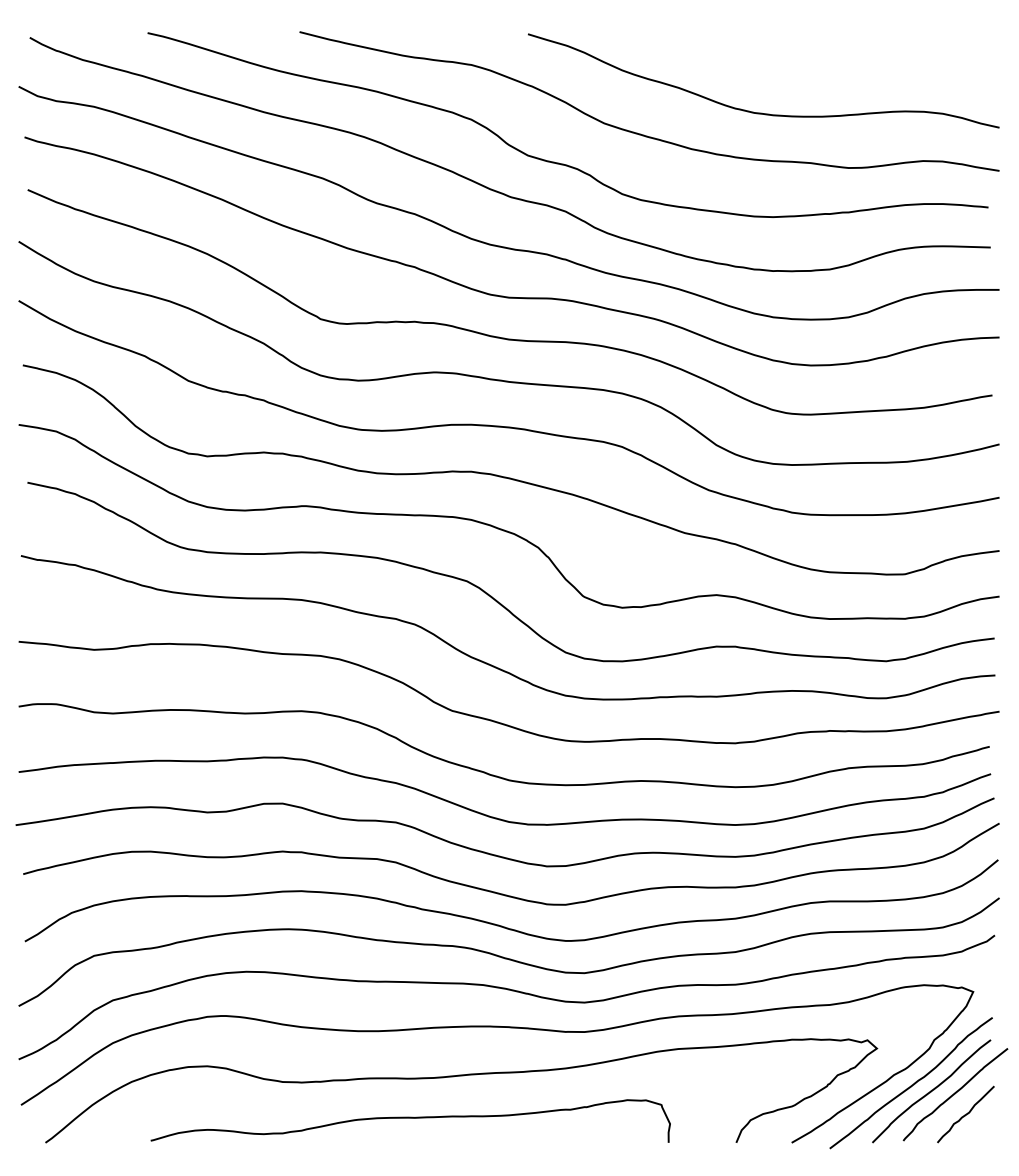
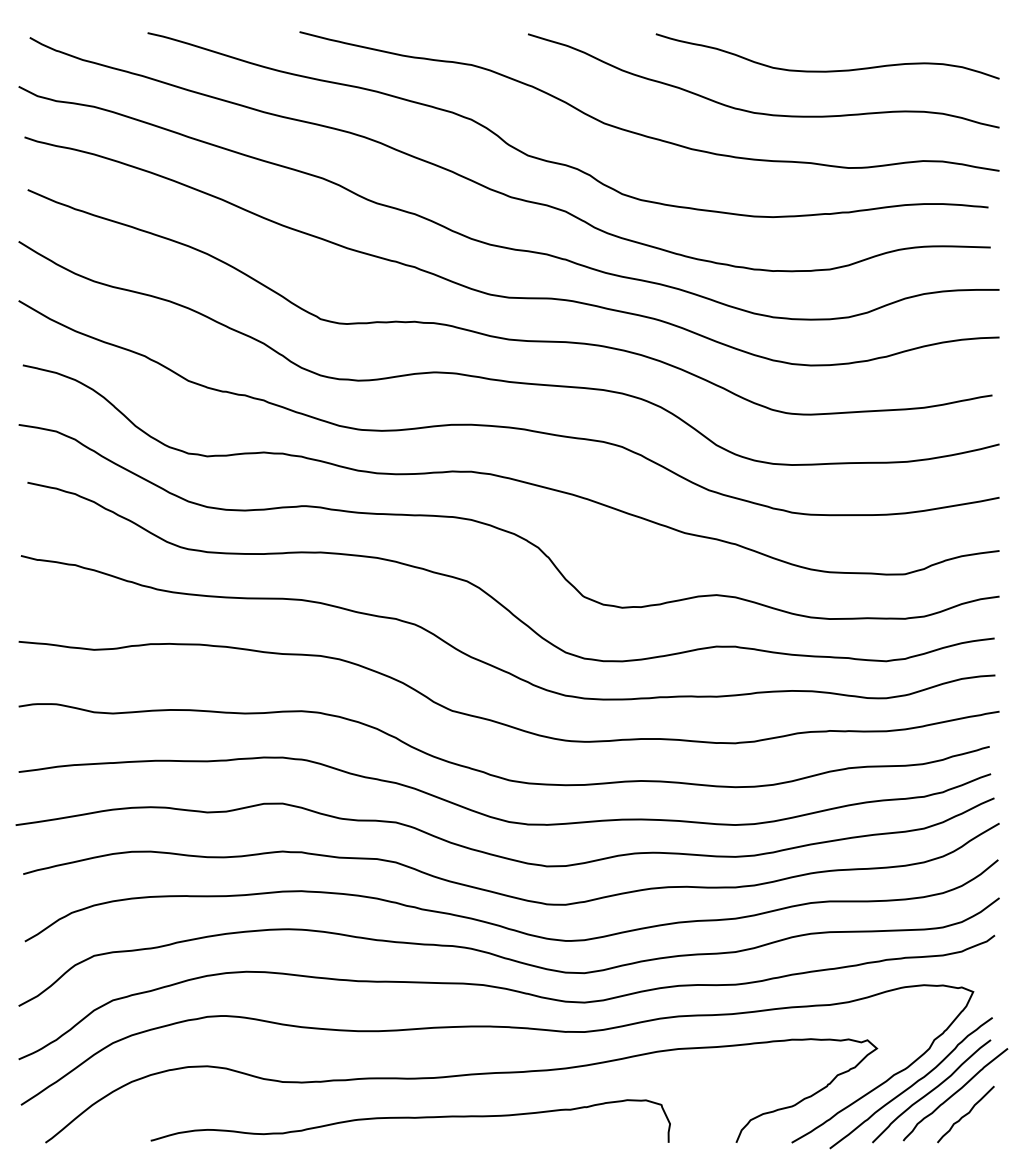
curve: none -> present (827, 70)
